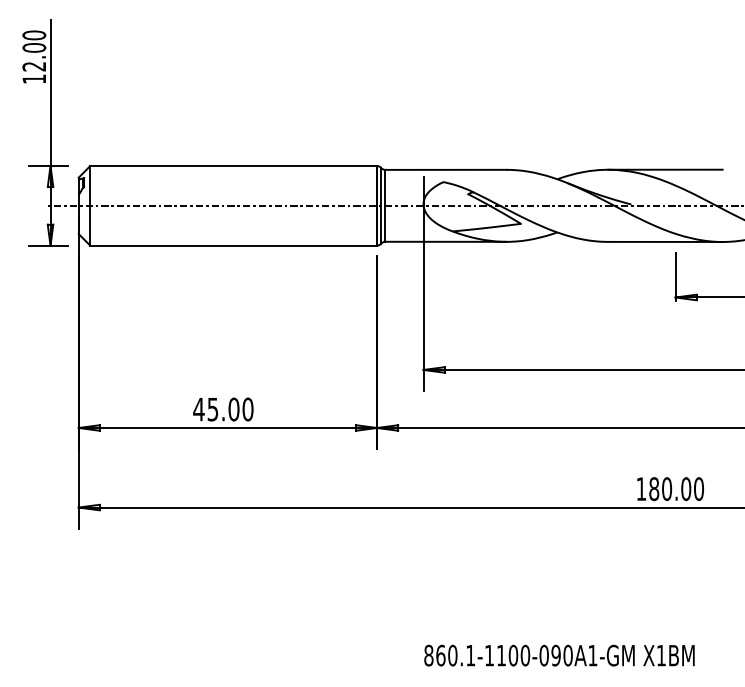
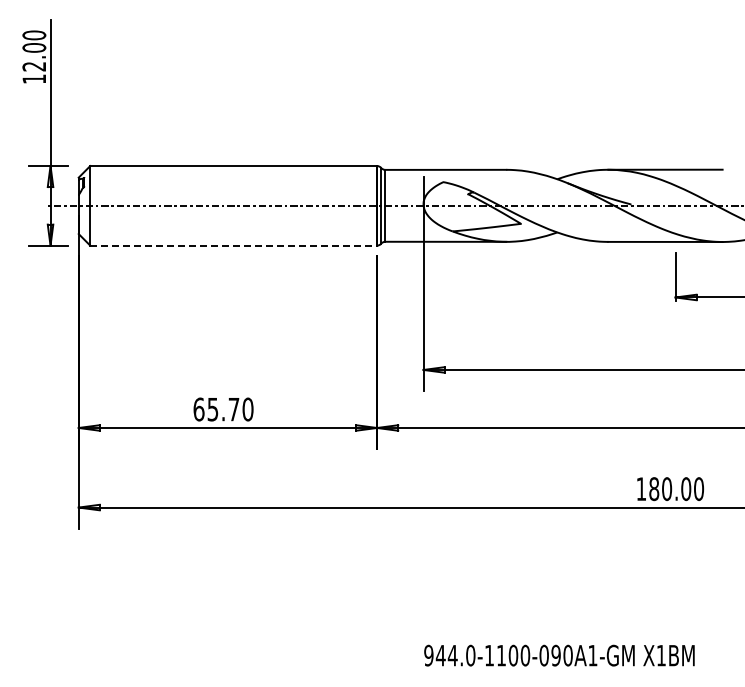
line: solid -> dashed (234, 245)
text: 45.00 -> 65.70 (216, 409)
text: 860.1-1100-090A1-GM -> 944.0-1100-090A1-GM (449, 655)
